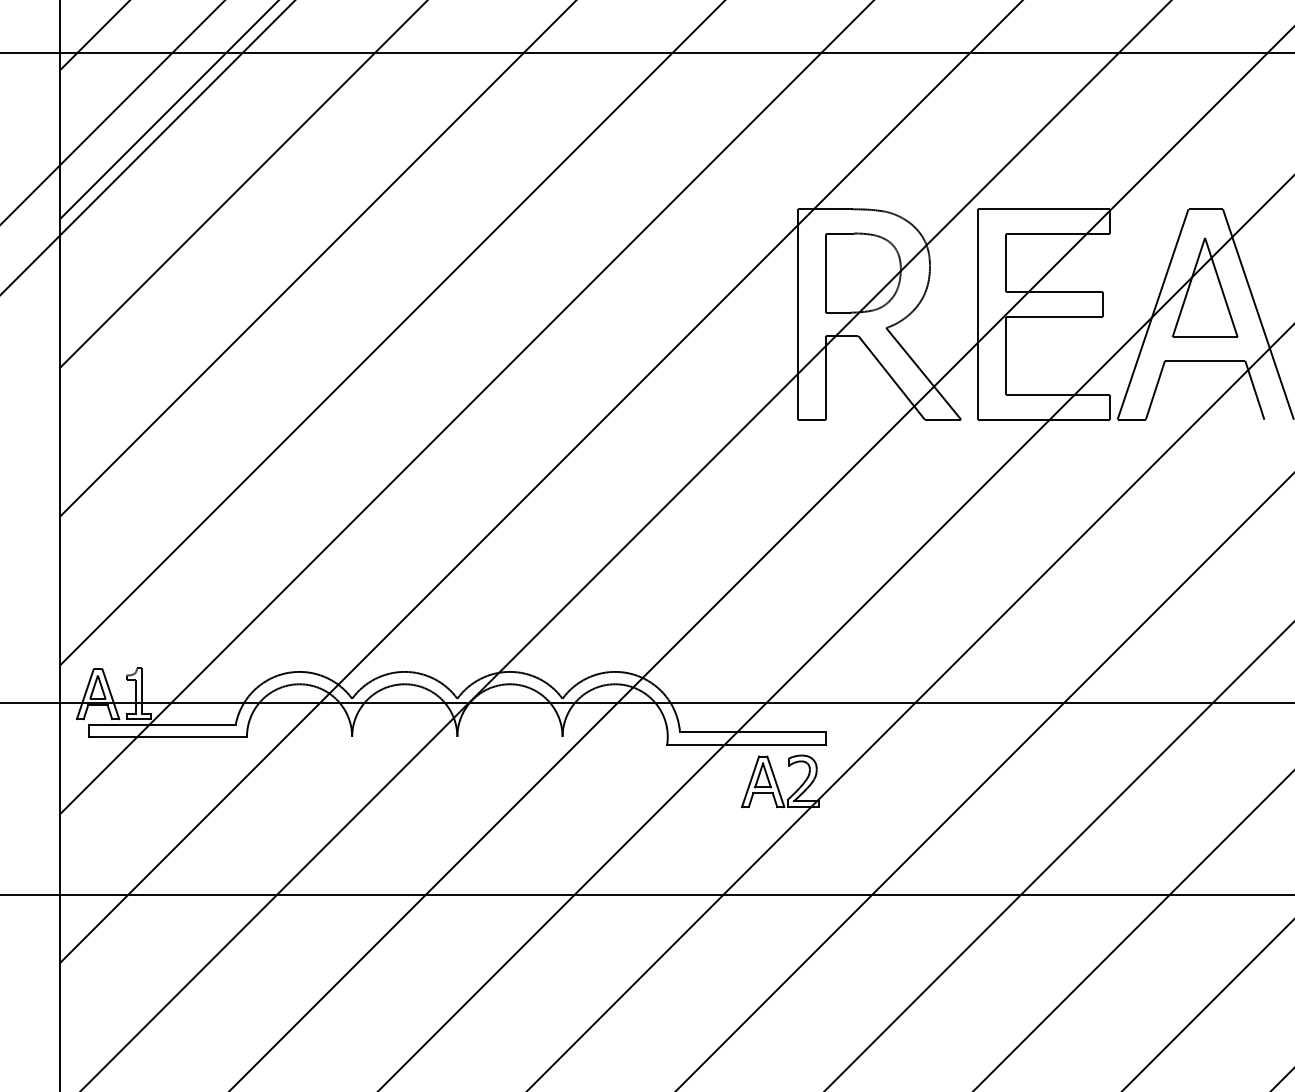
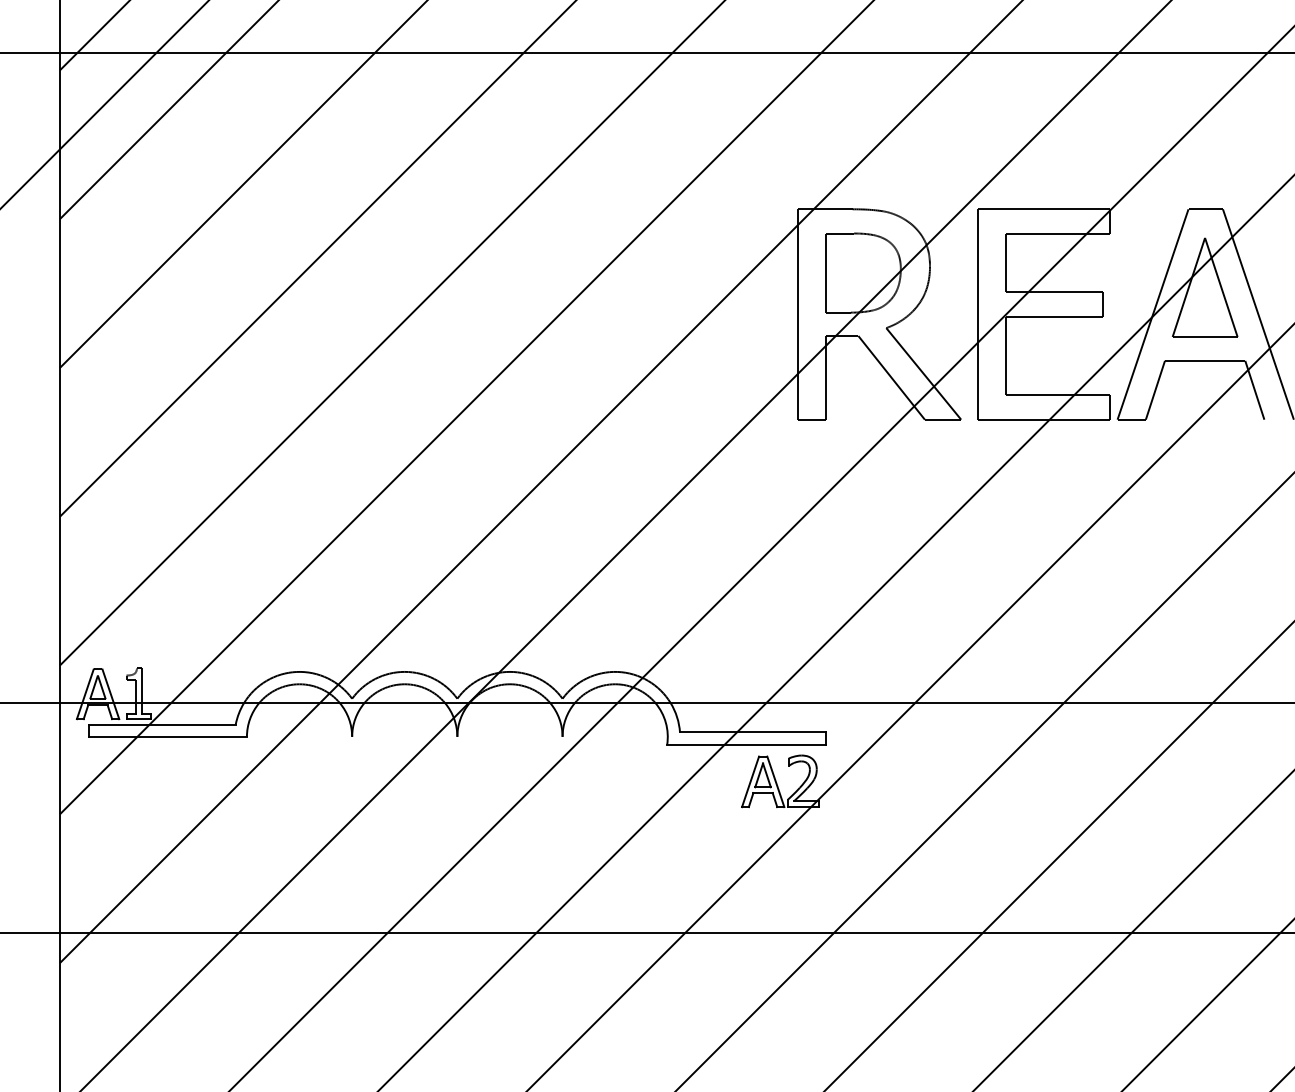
line position: (112, 112) -> (104, 104) (104, 104)
line: present -> none (147, 147)
line position: (646, 894) -> (646, 932) (646, 932)
